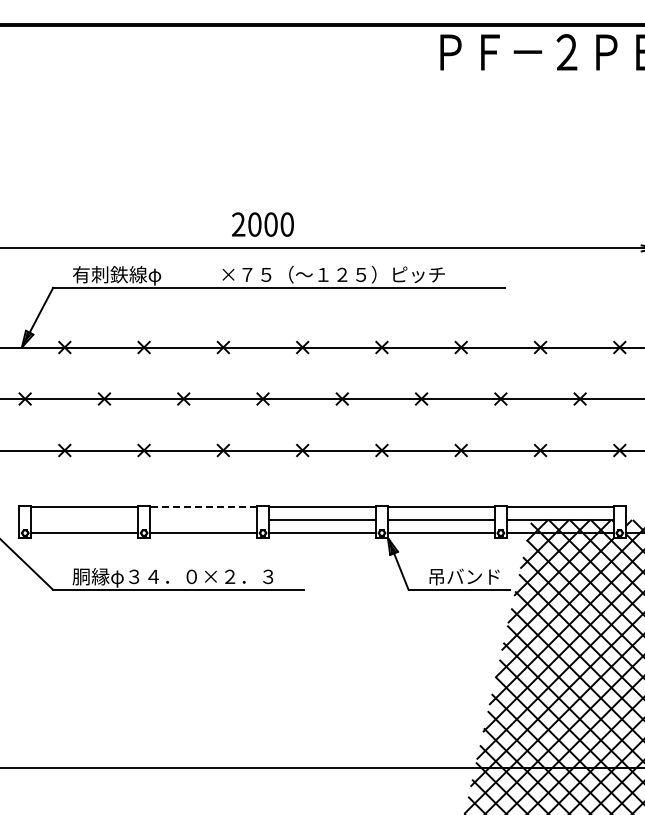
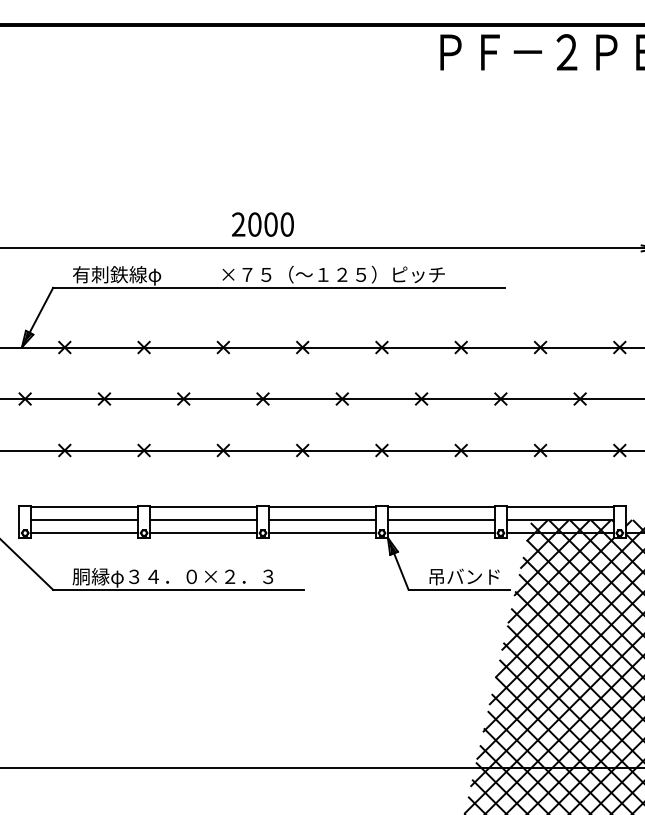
line: dashed -> solid (203, 506)
line: none -> present (84, 520)
line: none -> present (203, 520)
